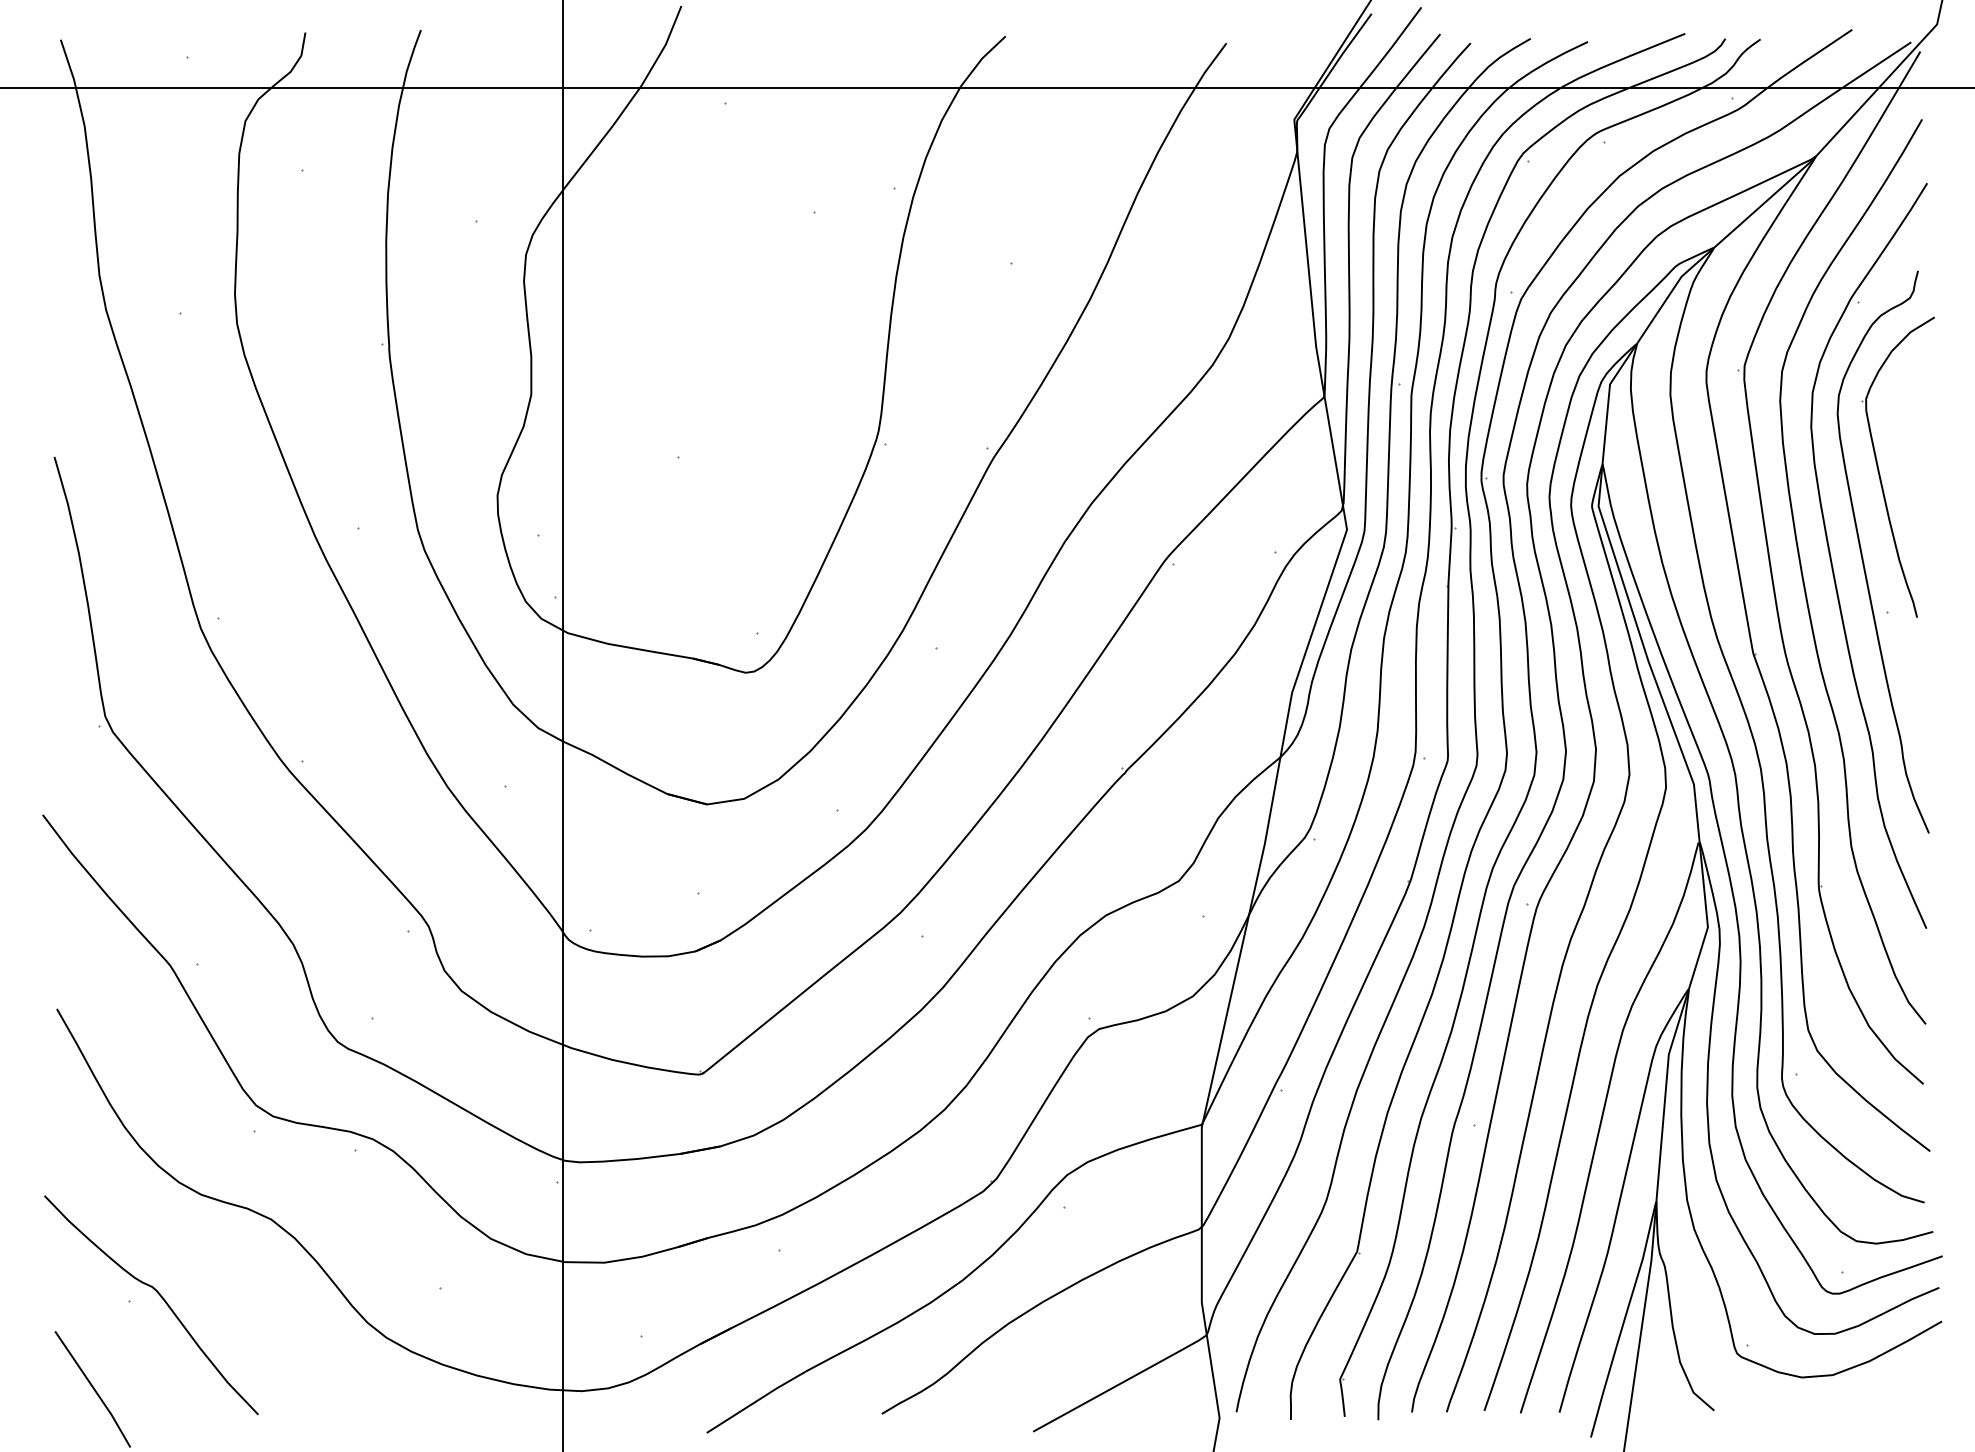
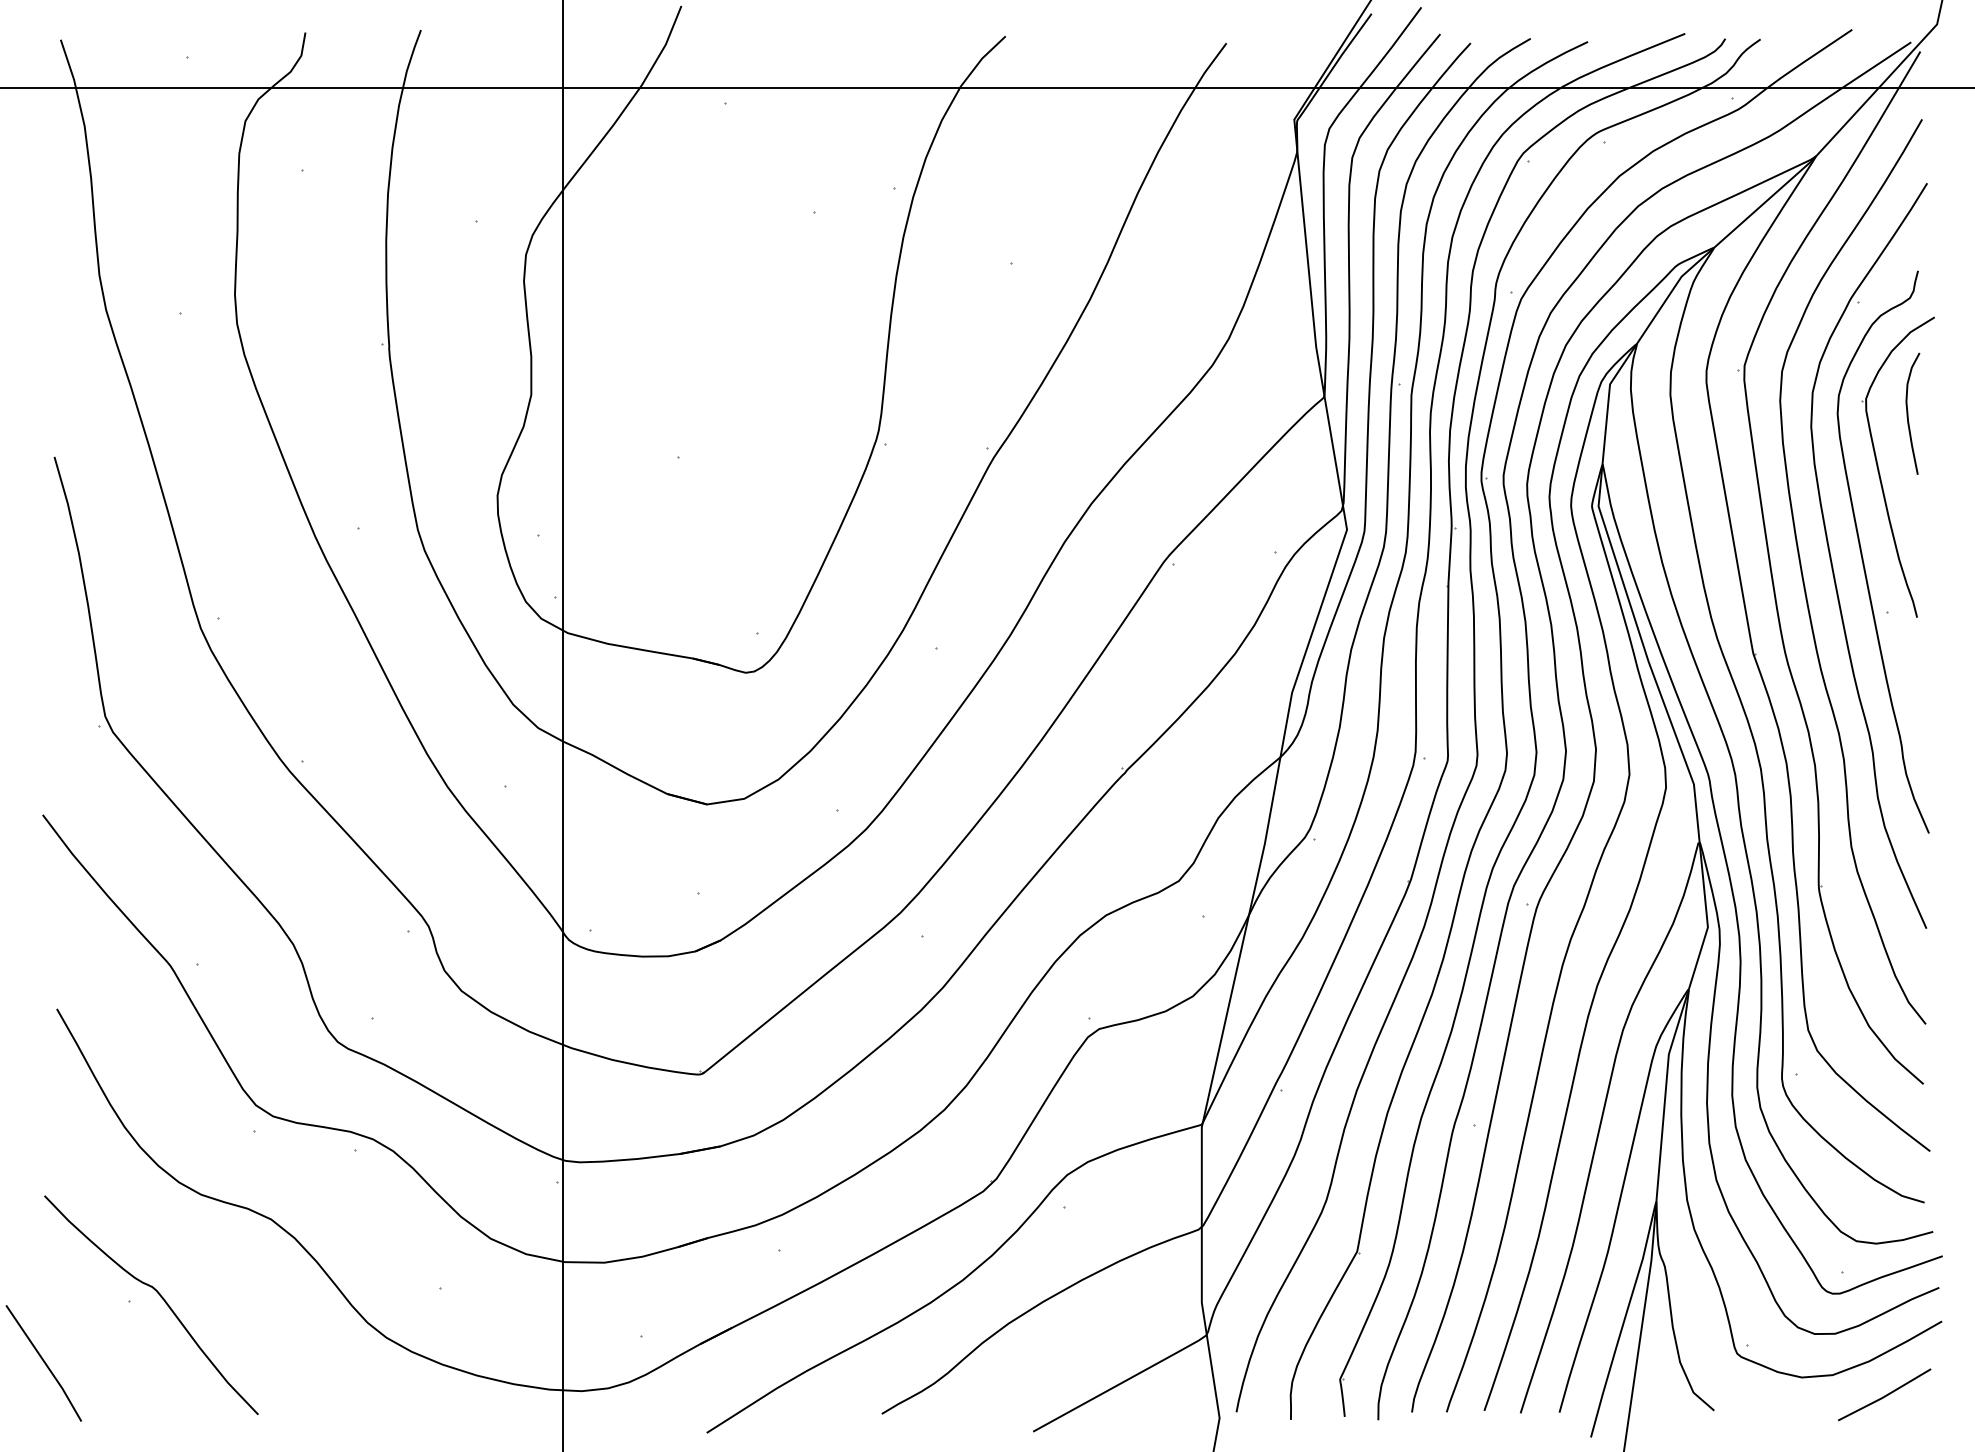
curve: none -> present (1908, 413)
line position: (92, 1388) -> (43, 1362) (43, 1362)
line: none -> present (1884, 1395)
